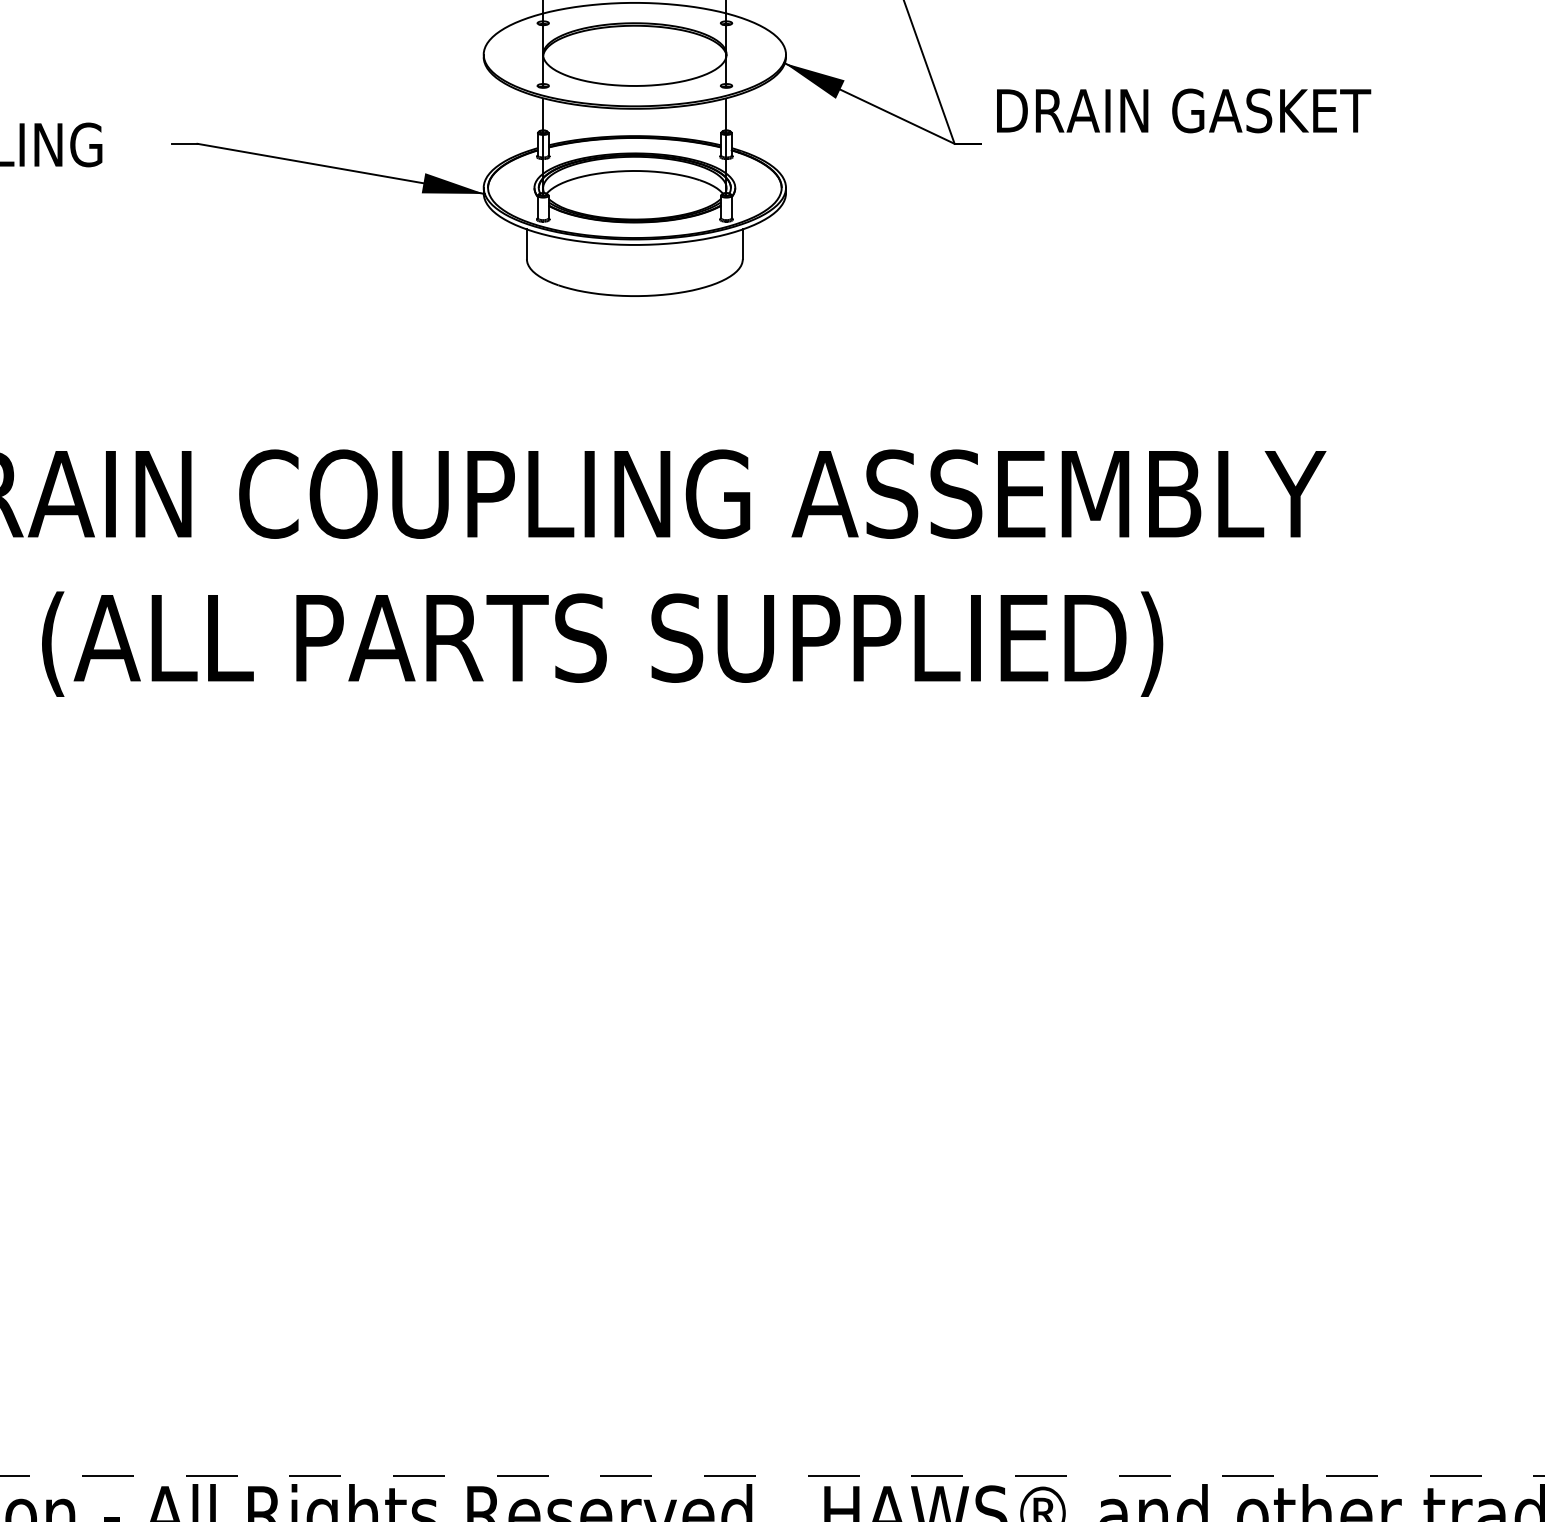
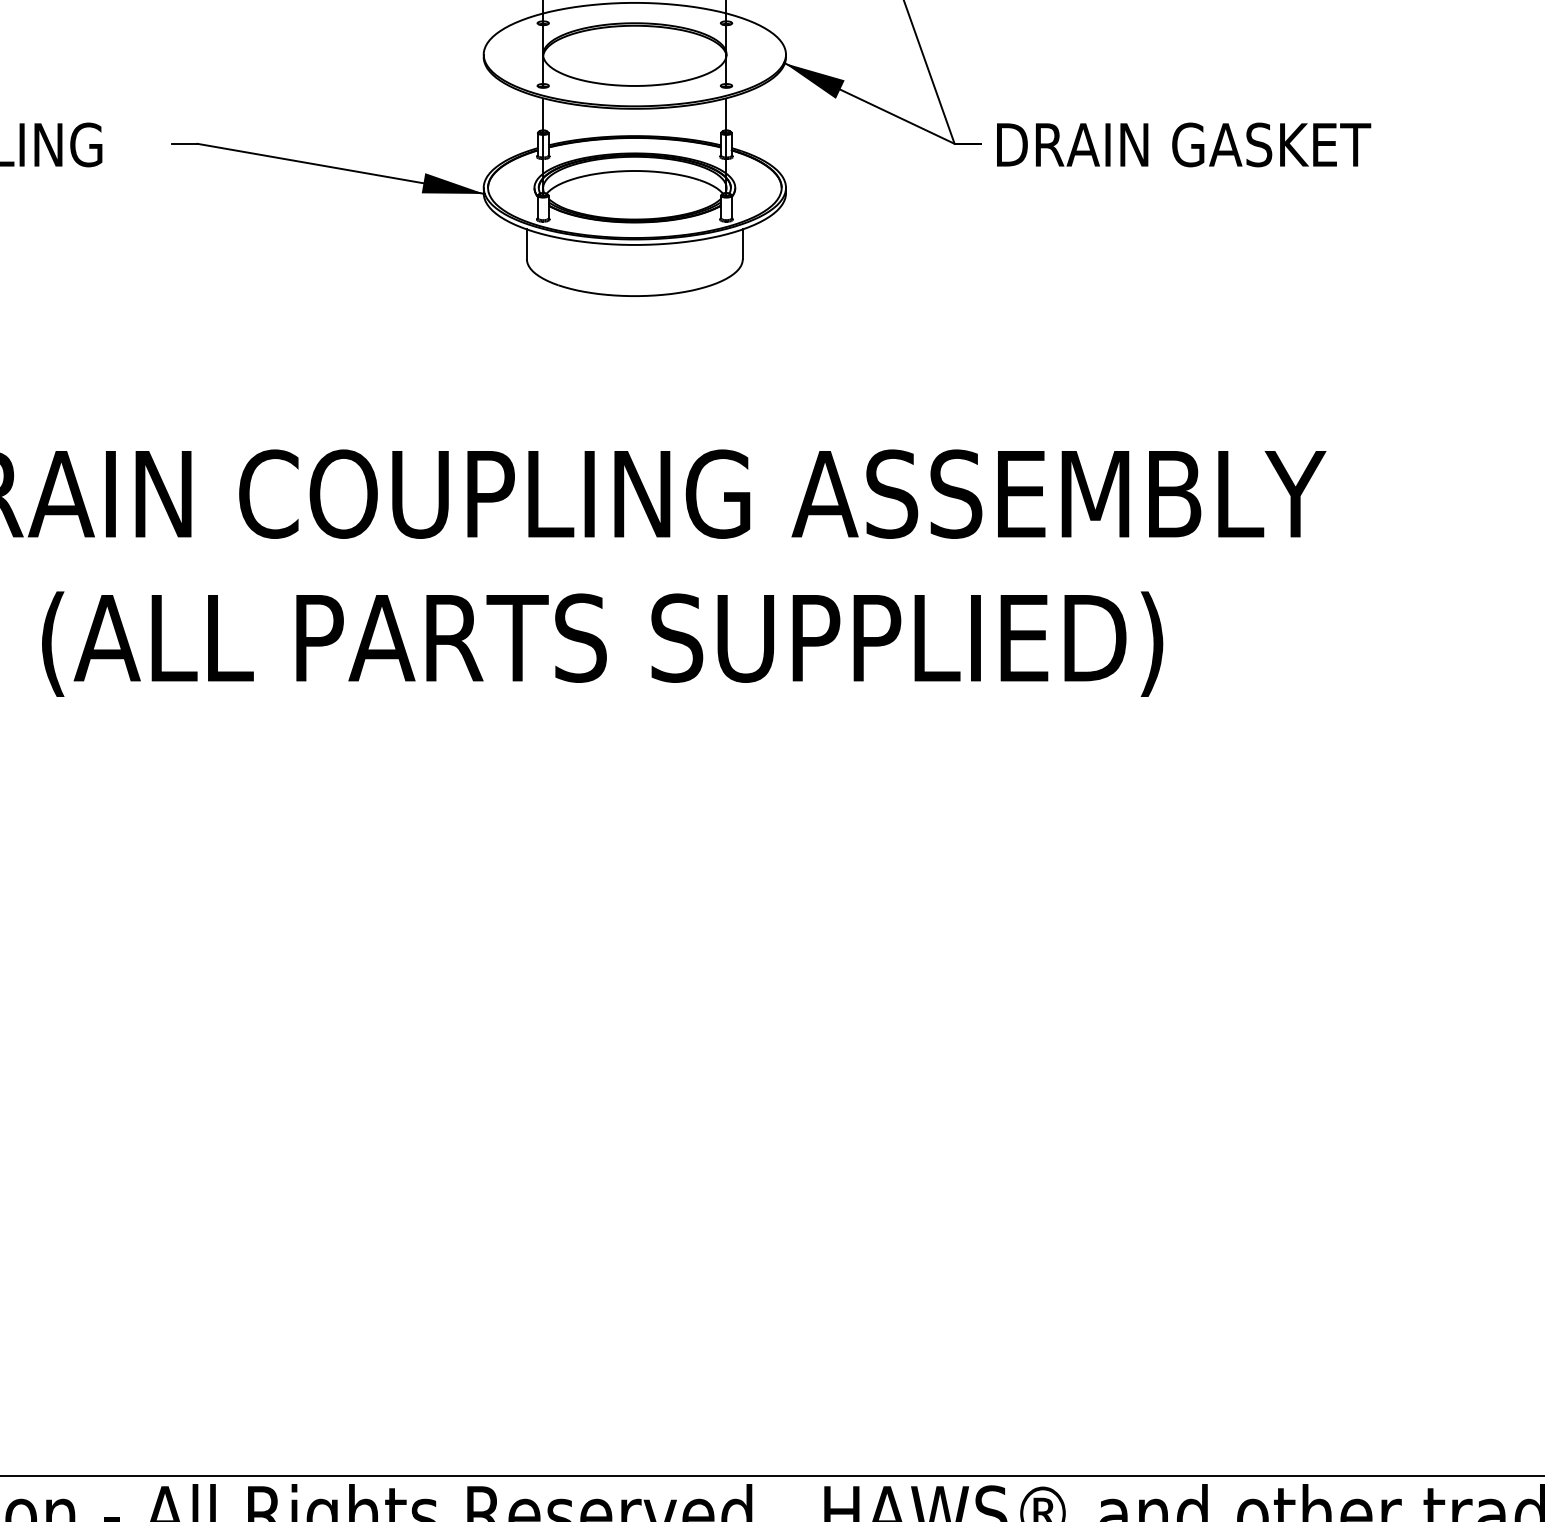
text position: (1184, 110) -> (1184, 144) (1184, 144)
line: dashed -> solid (772, 1475)
